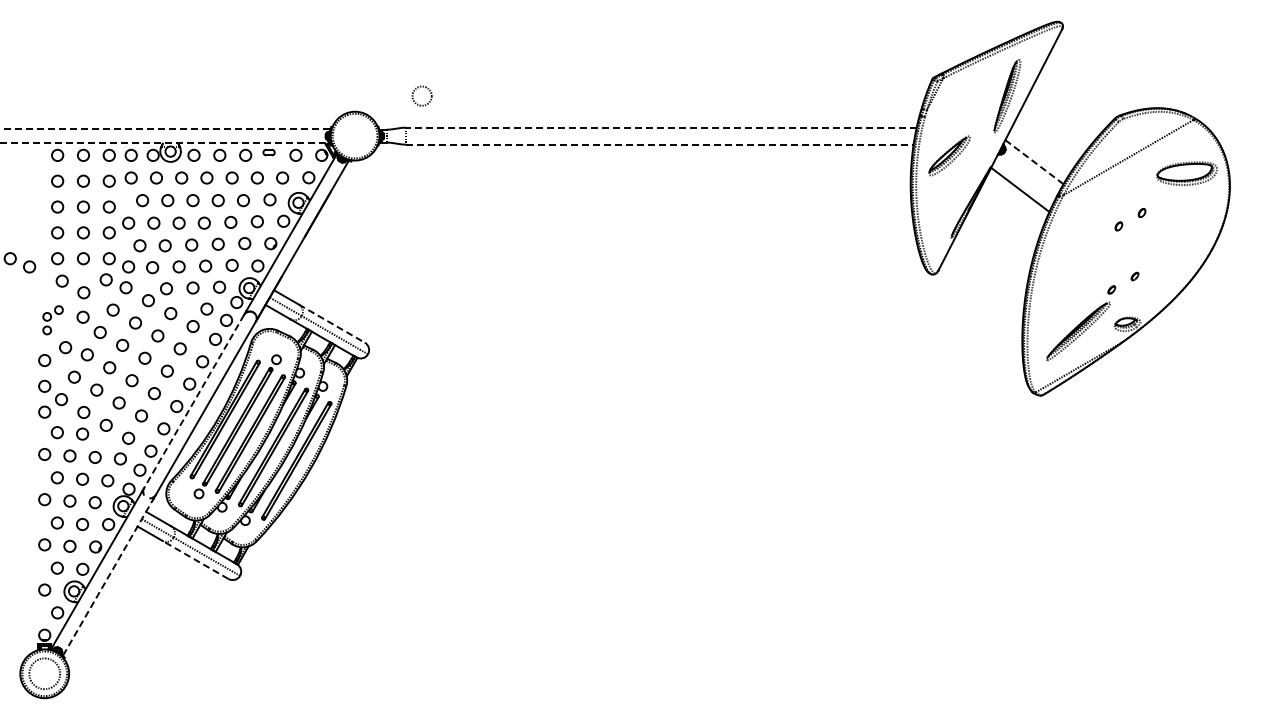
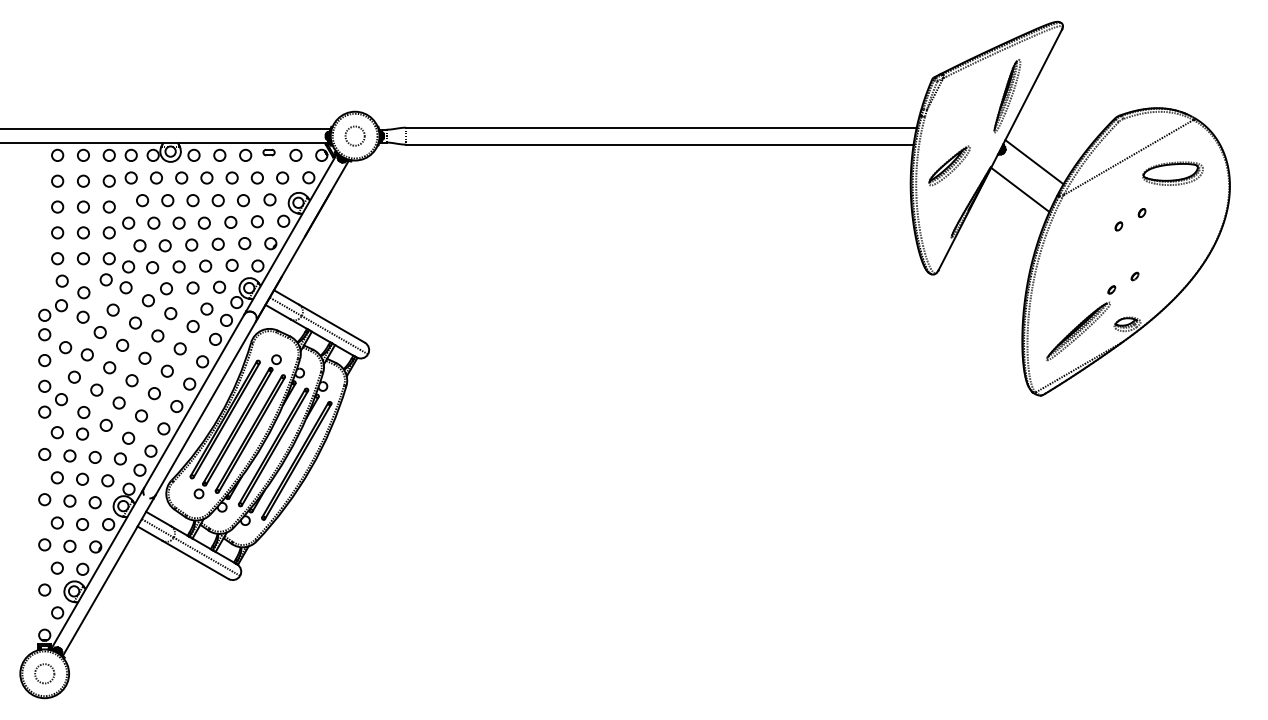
circle position: (421, 95) -> (354, 135) (354, 135)
line: dashed -> solid (660, 127)
line: dashed -> solid (165, 129)
line: dashed -> solid (165, 142)
line: dashed -> solid (659, 144)
part position: (949, 155) -> (949, 165) (949, 165)
line: dashed -> solid (1034, 161)
part position: (1186, 173) -> (1172, 173) (1172, 173)
part: present -> none (19, 262)
part size: 22x31 px -> 30x43 px (52, 320)
line: dashed -> solid (332, 323)
line: dashed -> solid (193, 402)
line: dashed -> solid (194, 559)
line: dashed -> solid (108, 576)
circle diameter: 31 px -> 19 px (44, 673)
